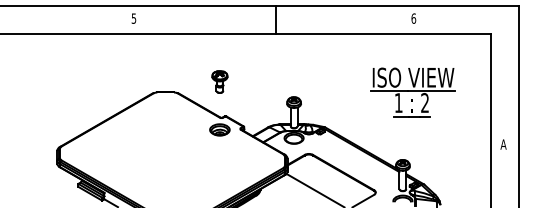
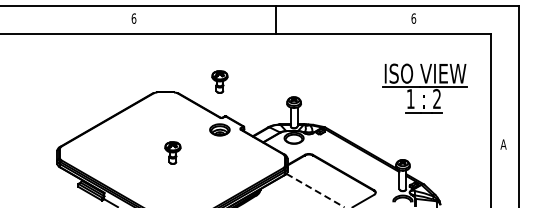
text: 5 -> 6 (133, 18)
part position: (412, 92) -> (424, 88) (424, 88)
part: none -> present (172, 152)
line: solid -> dashed (315, 190)
